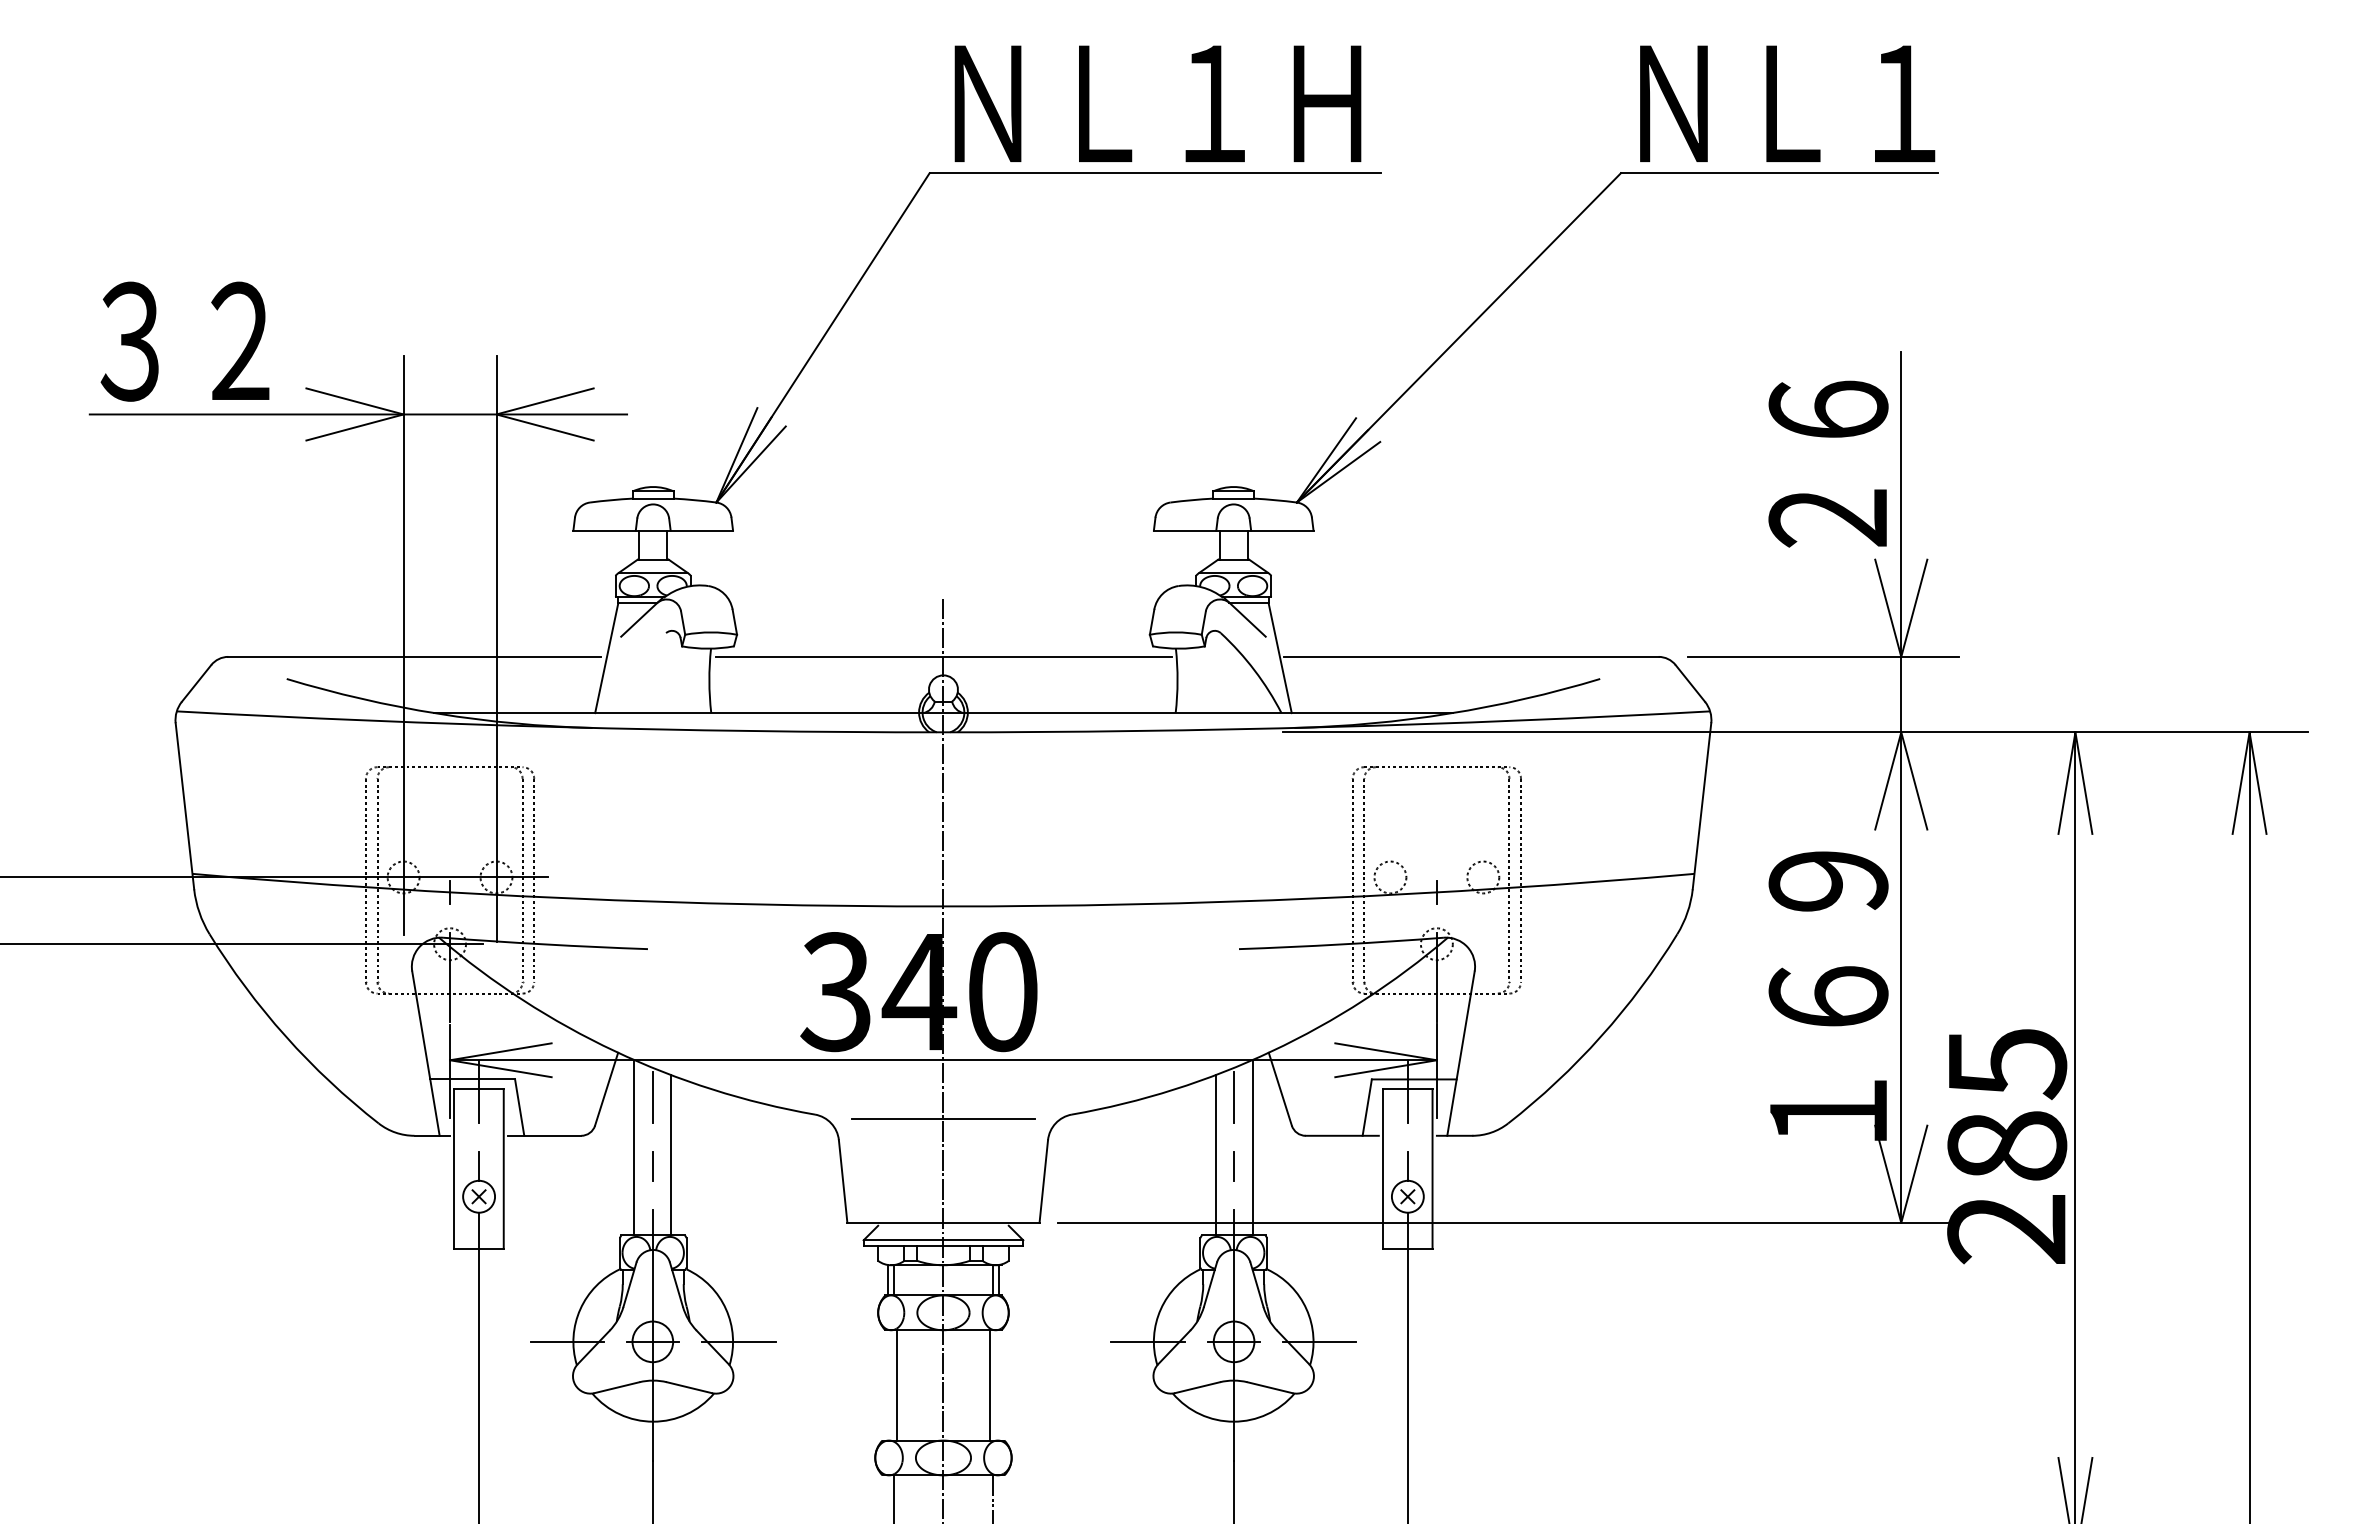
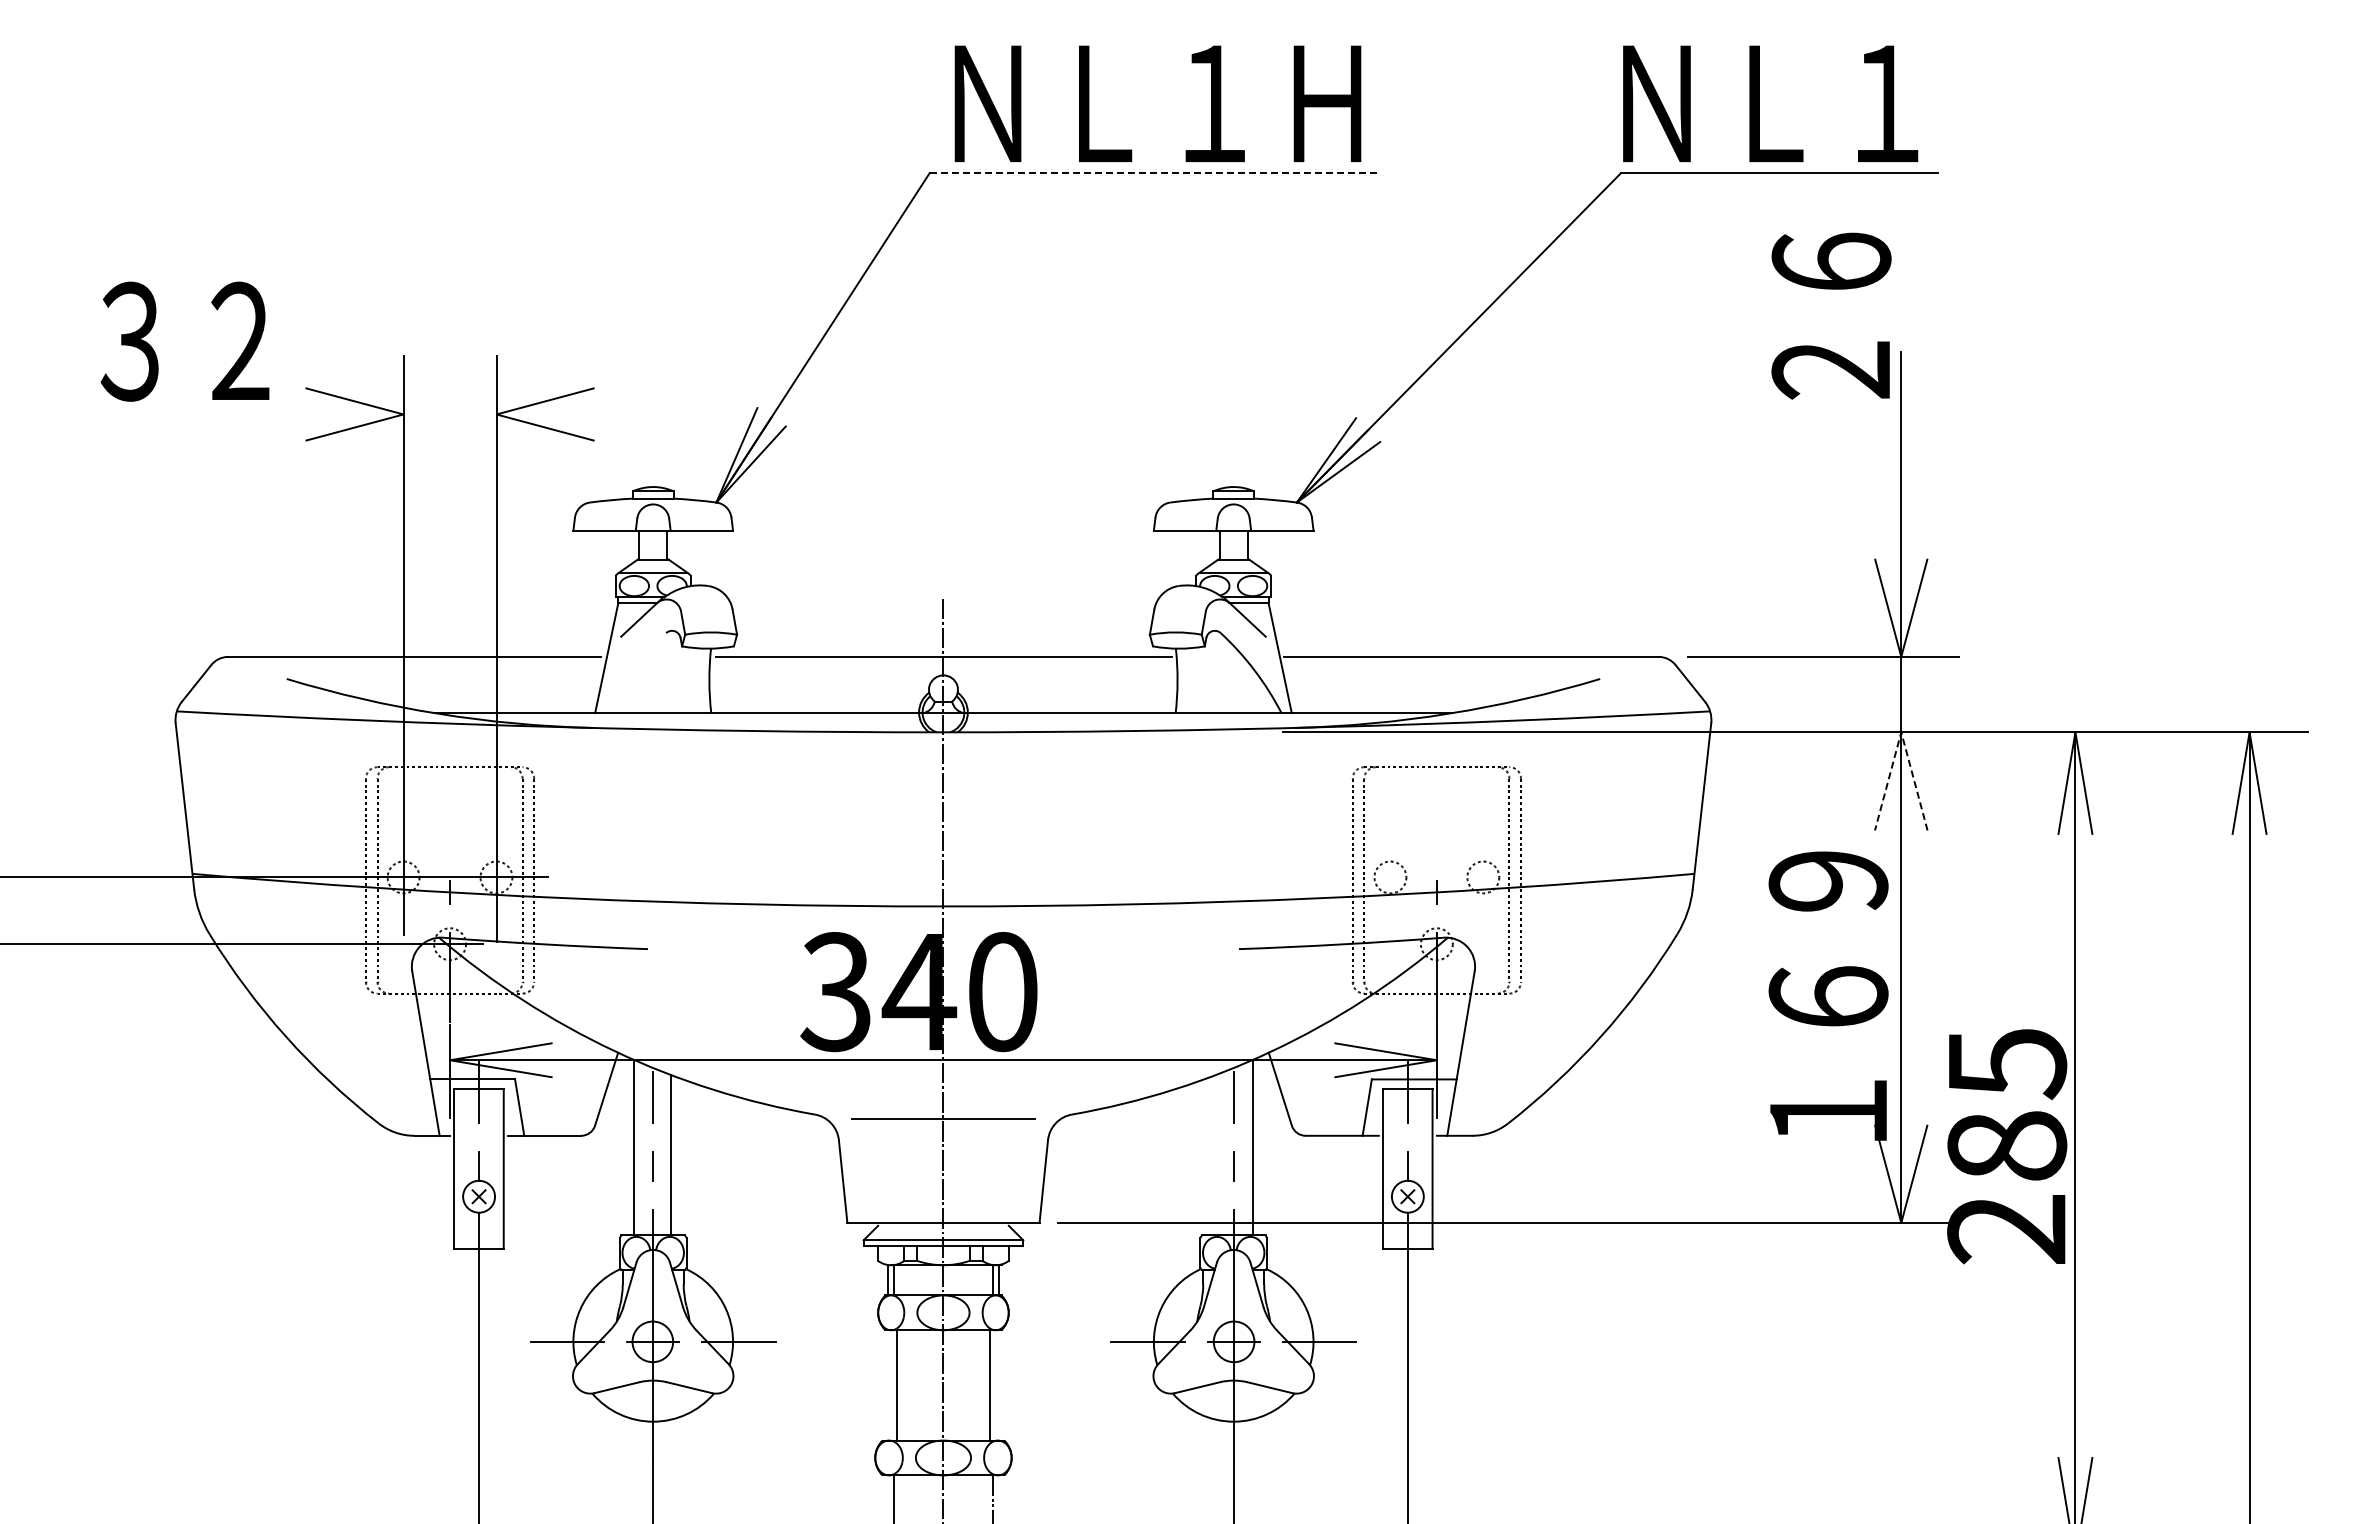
text position: (1787, 103) -> (1770, 103) (1770, 103)
line: solid -> dashed (1155, 173)
line: present -> none (358, 414)
text position: (1828, 463) -> (1831, 315) (1831, 315)
line: solid -> dashed (1901, 732)
line: present -> none (1215, 1155)
